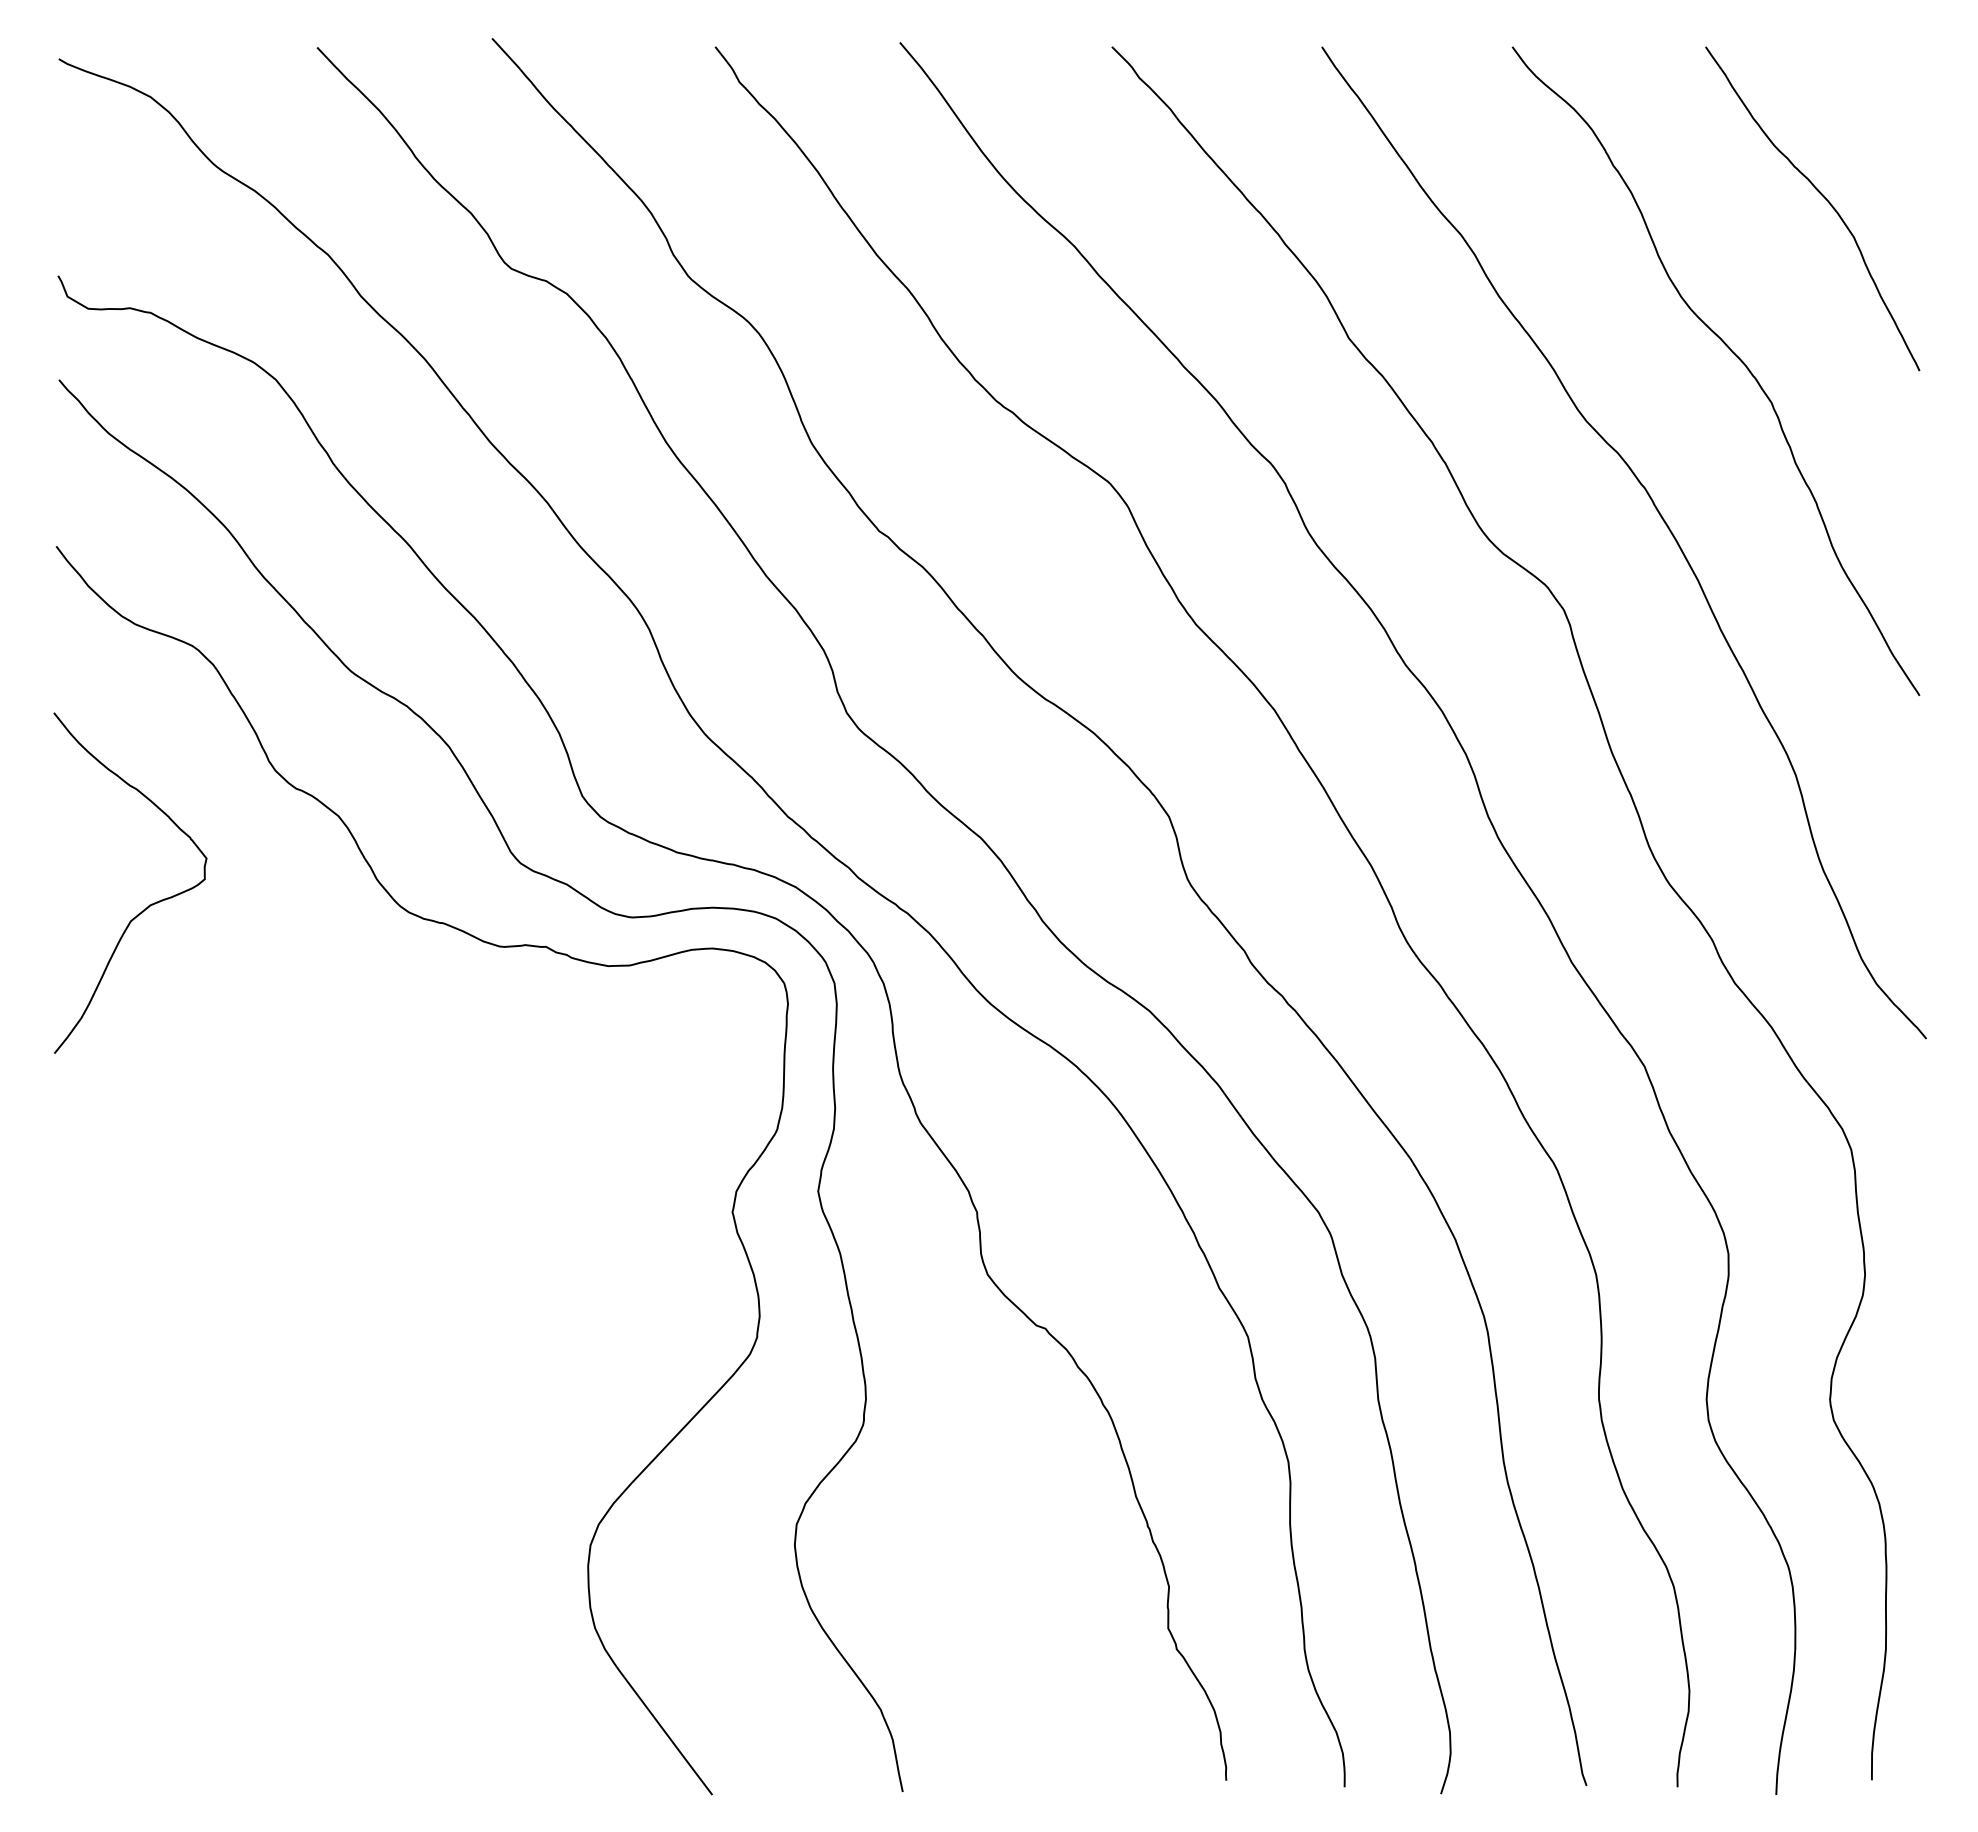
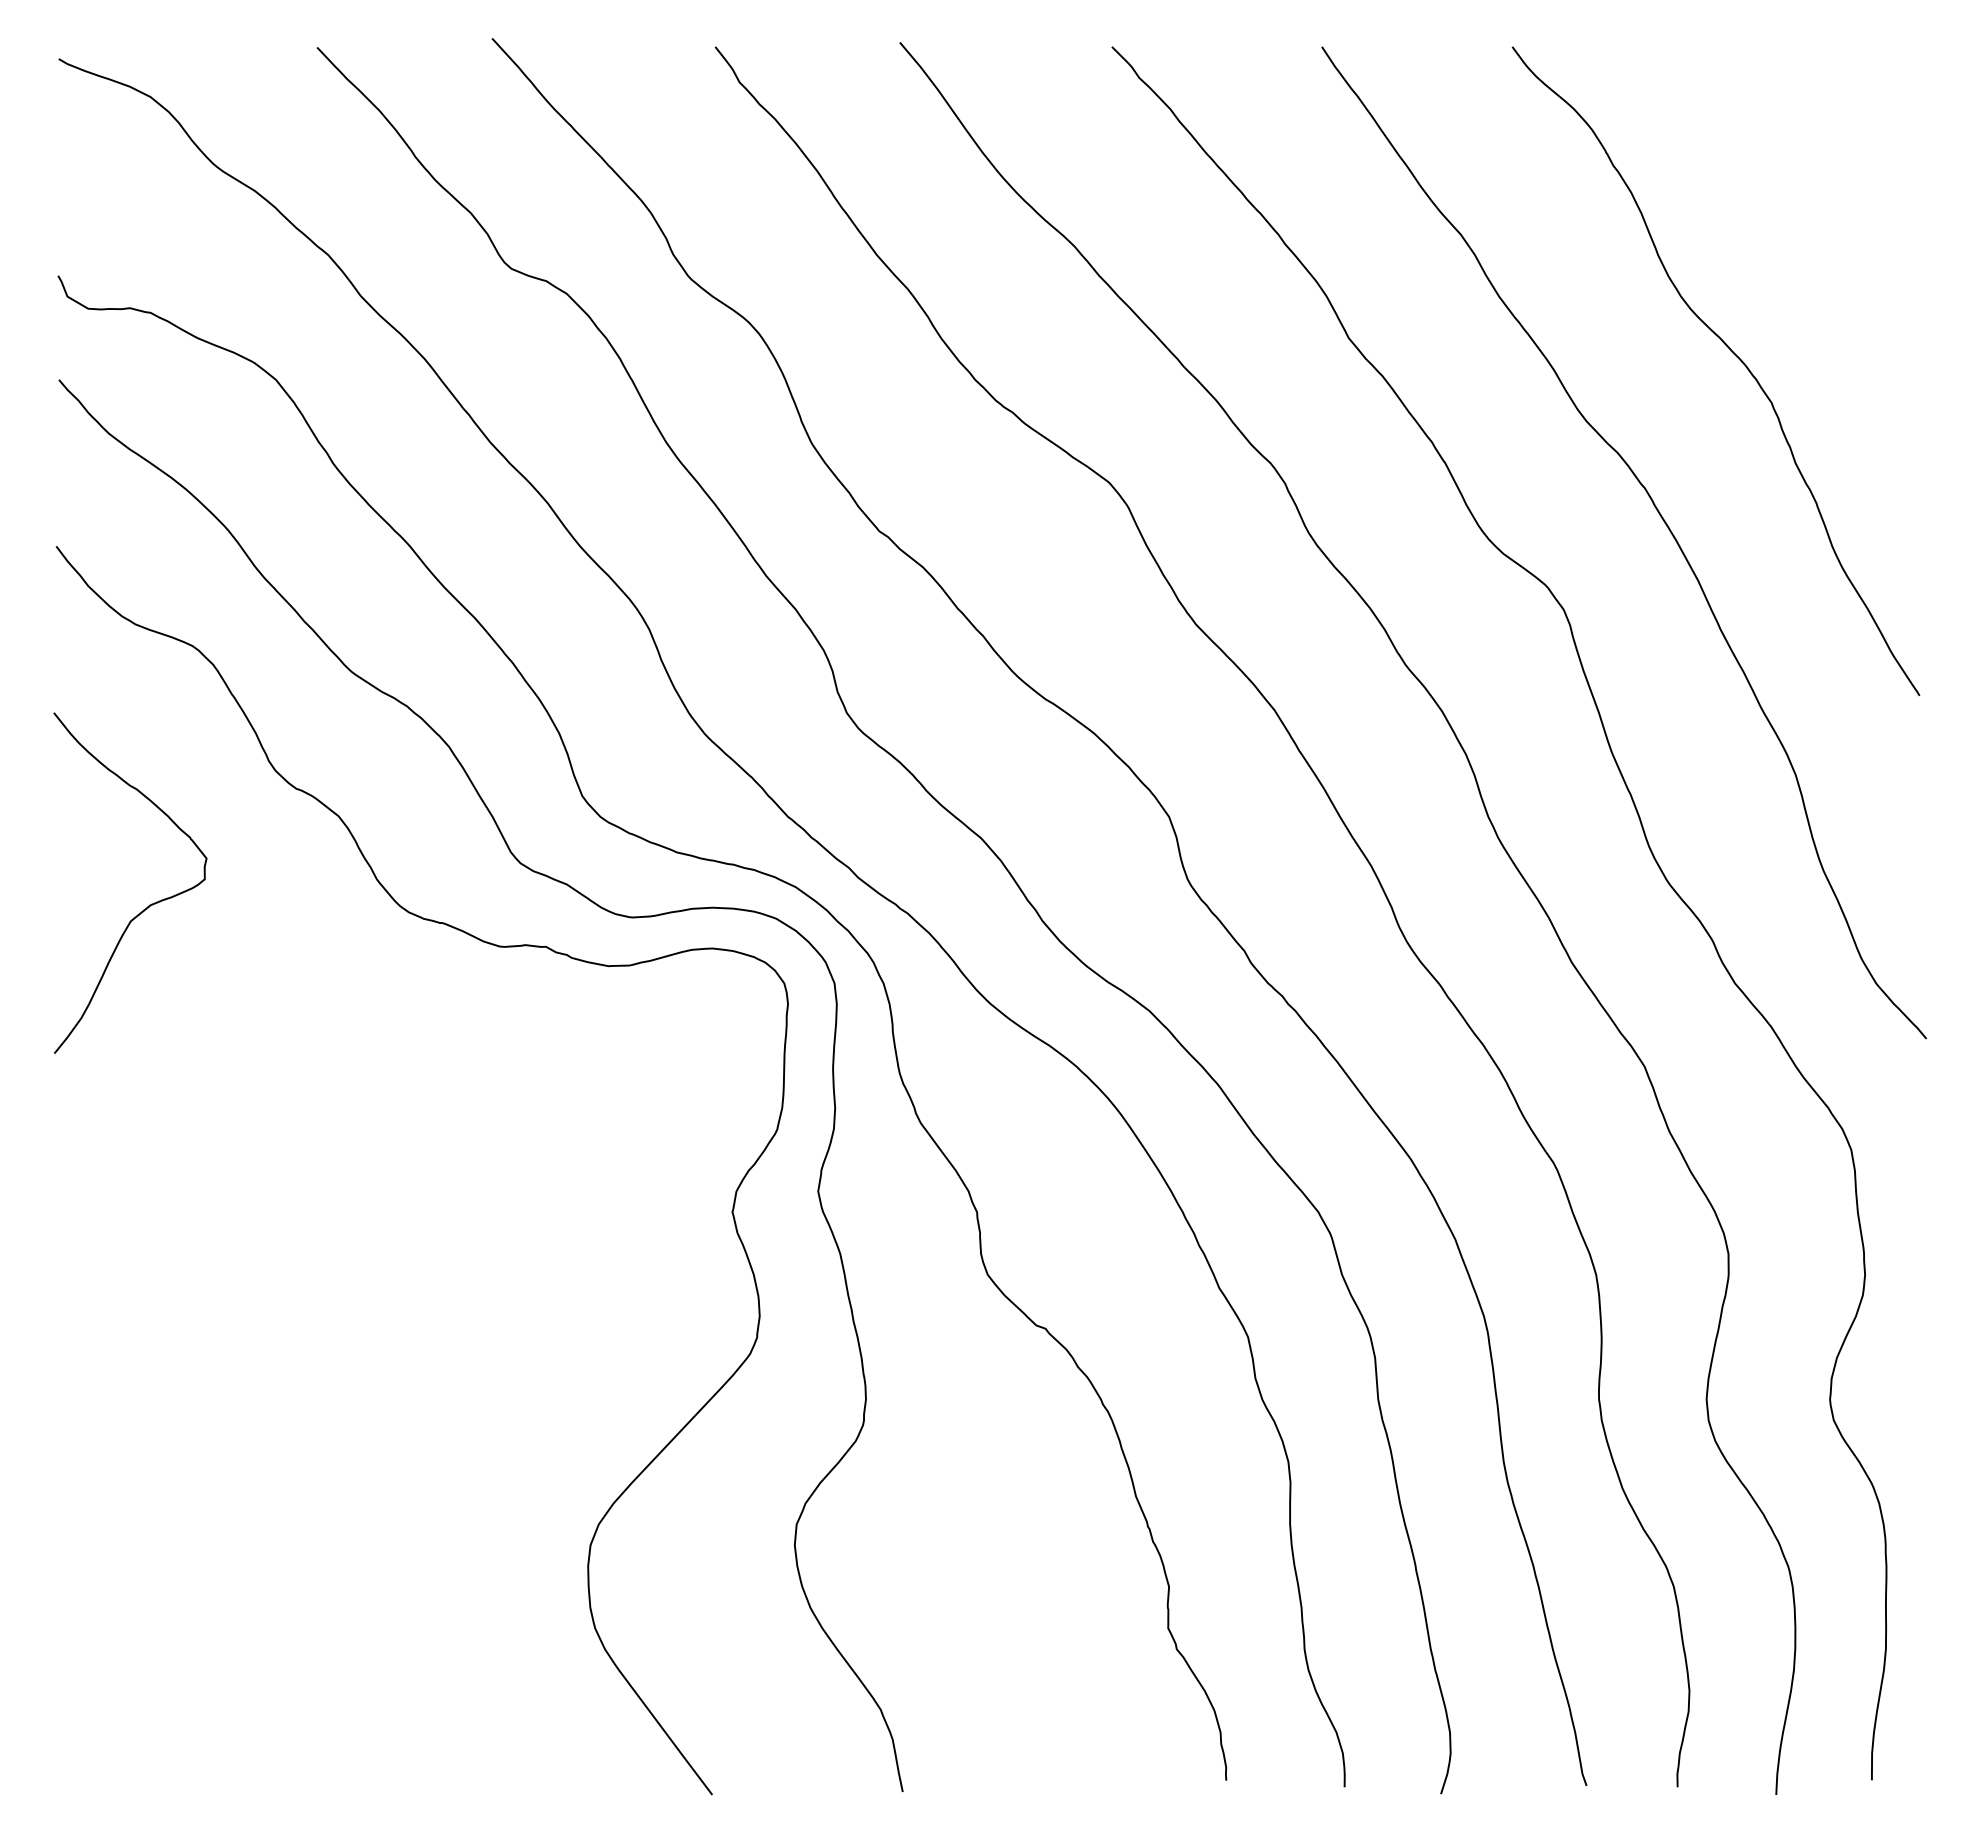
curve: present -> none (1823, 197)
